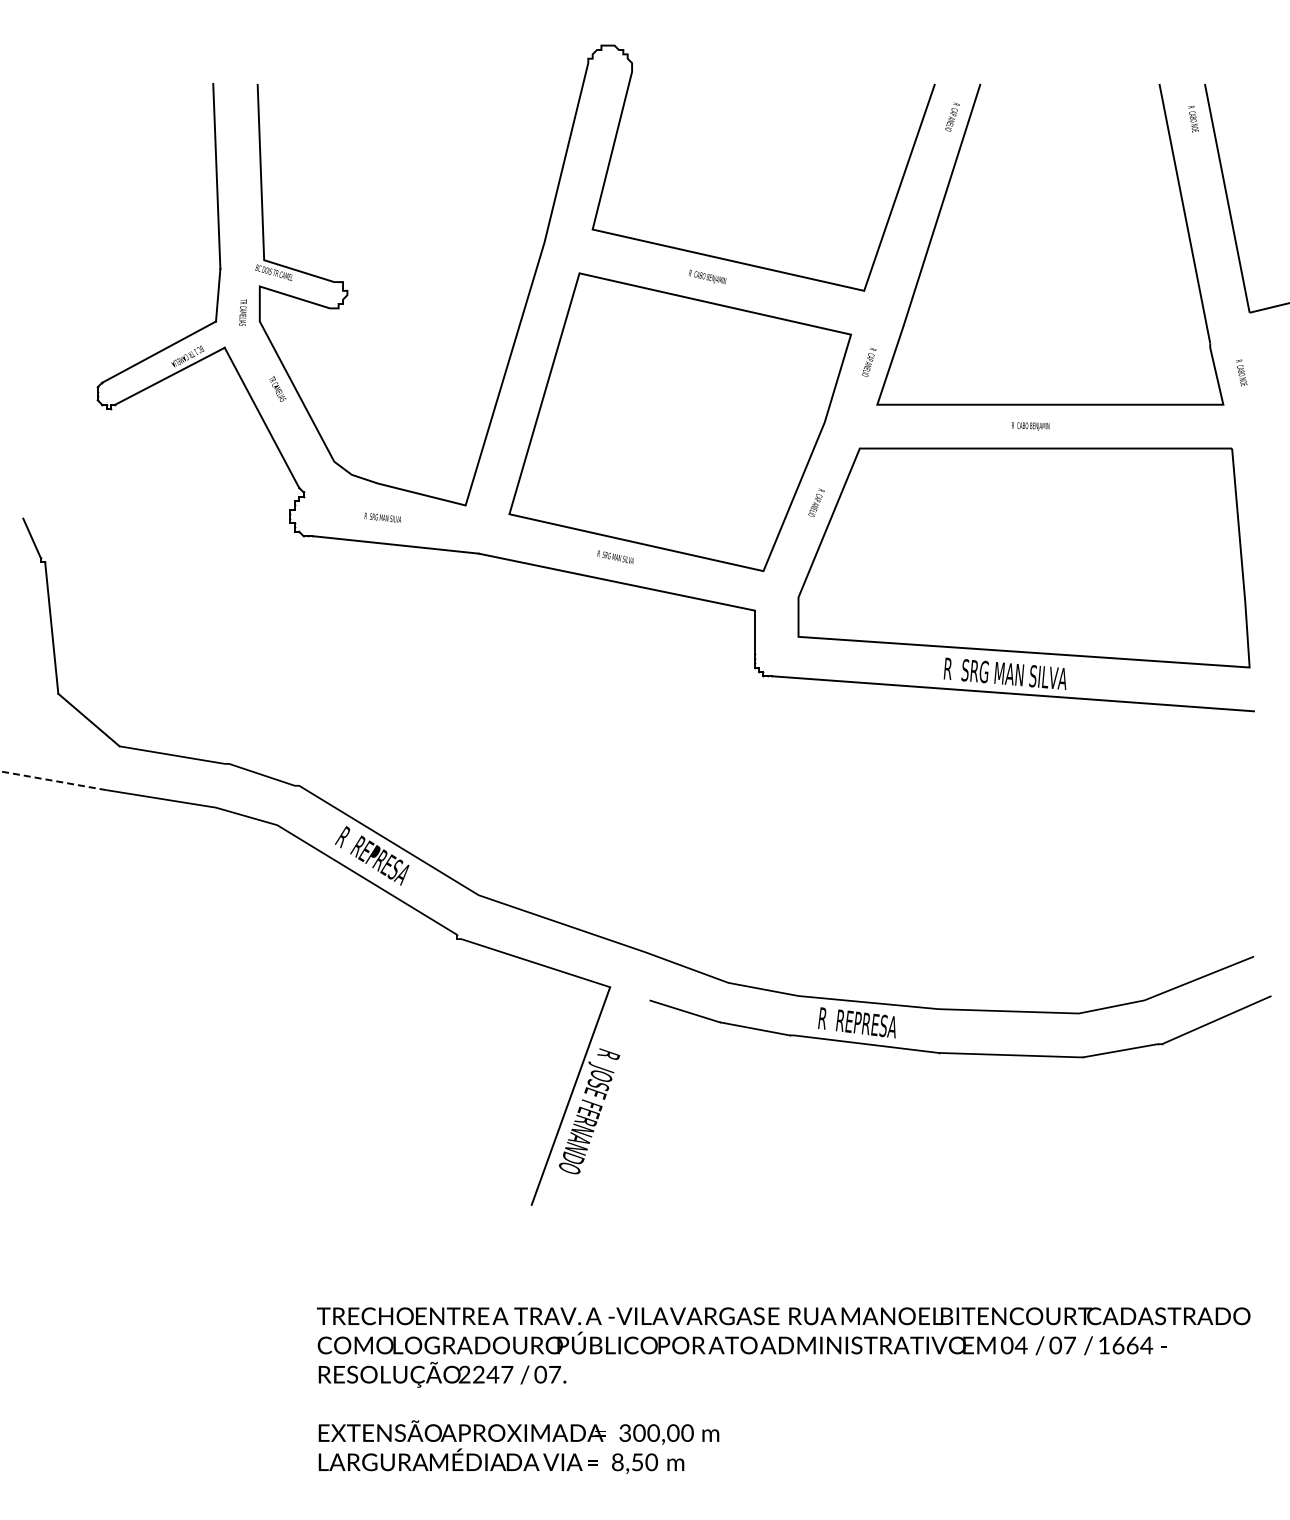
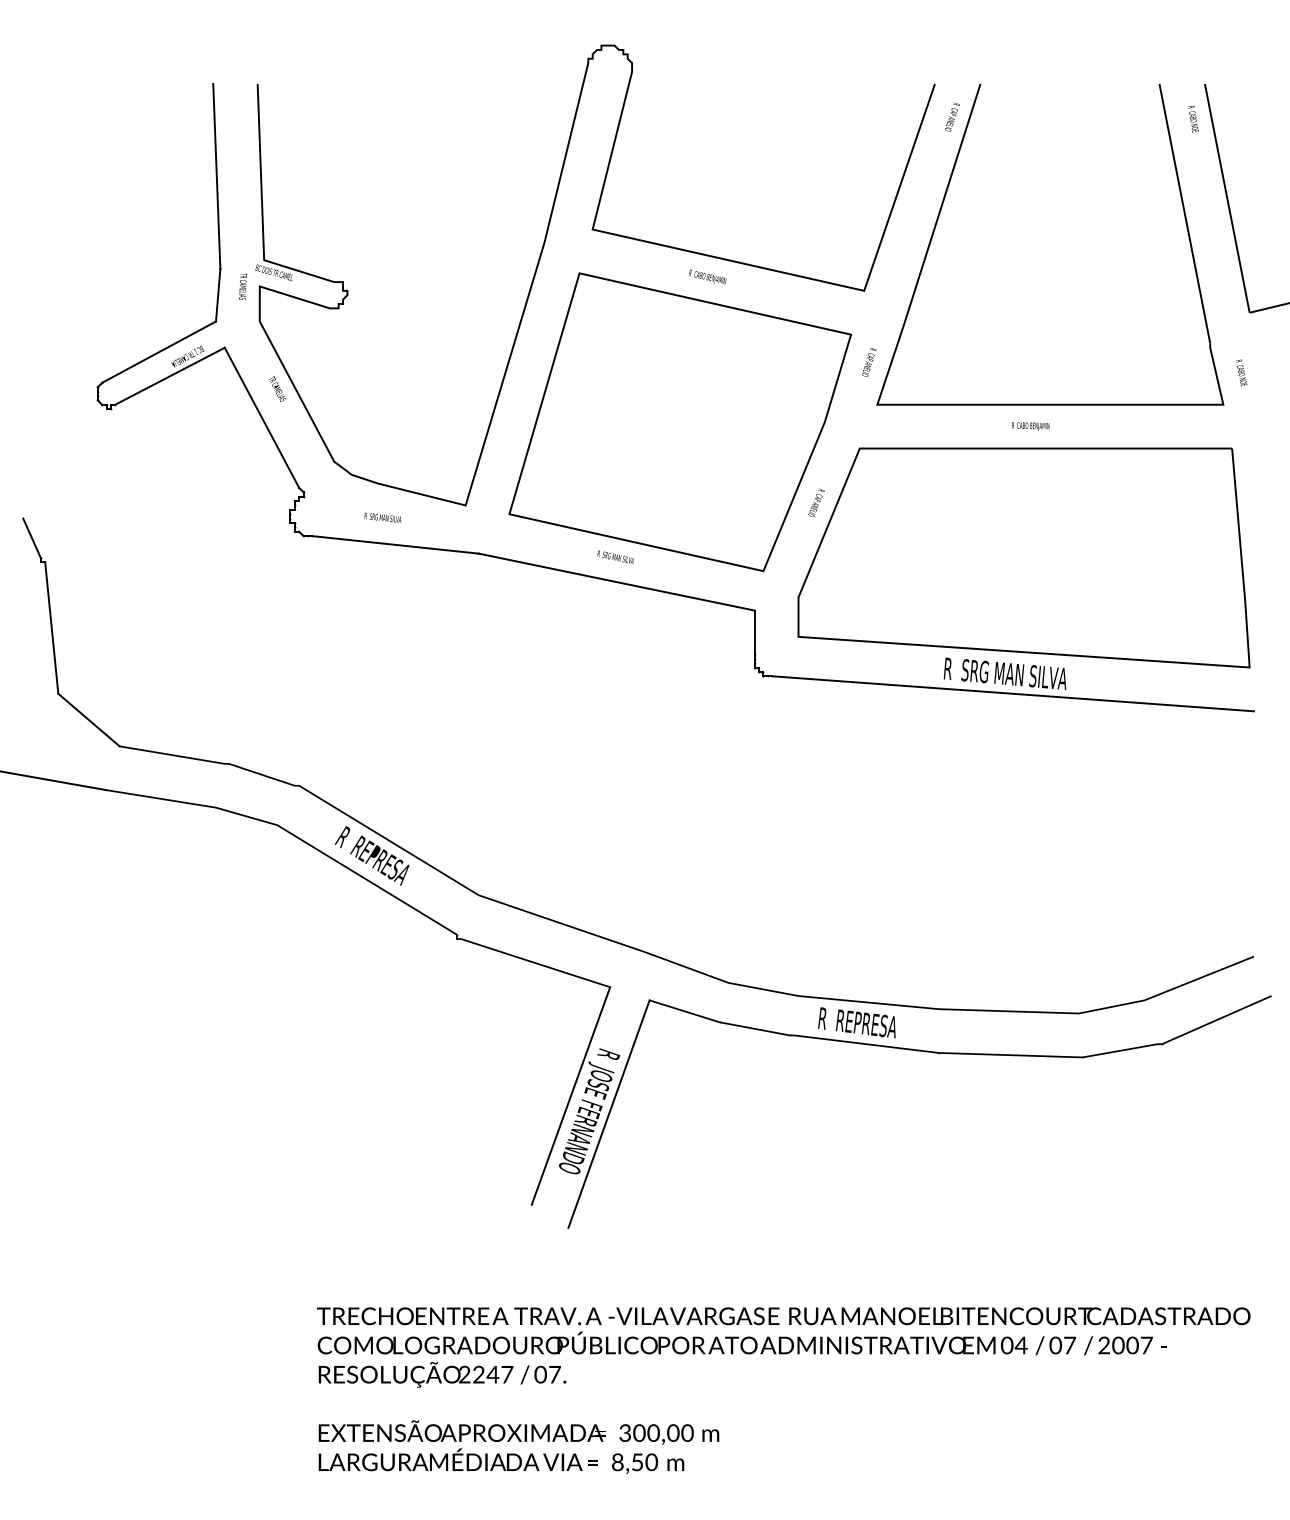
text position: (242, 312) -> (242, 286) (242, 286)
line: dashed -> solid (53, 780)
line: none -> present (608, 1113)
text: 1664 -> 2007 (1125, 1345)
